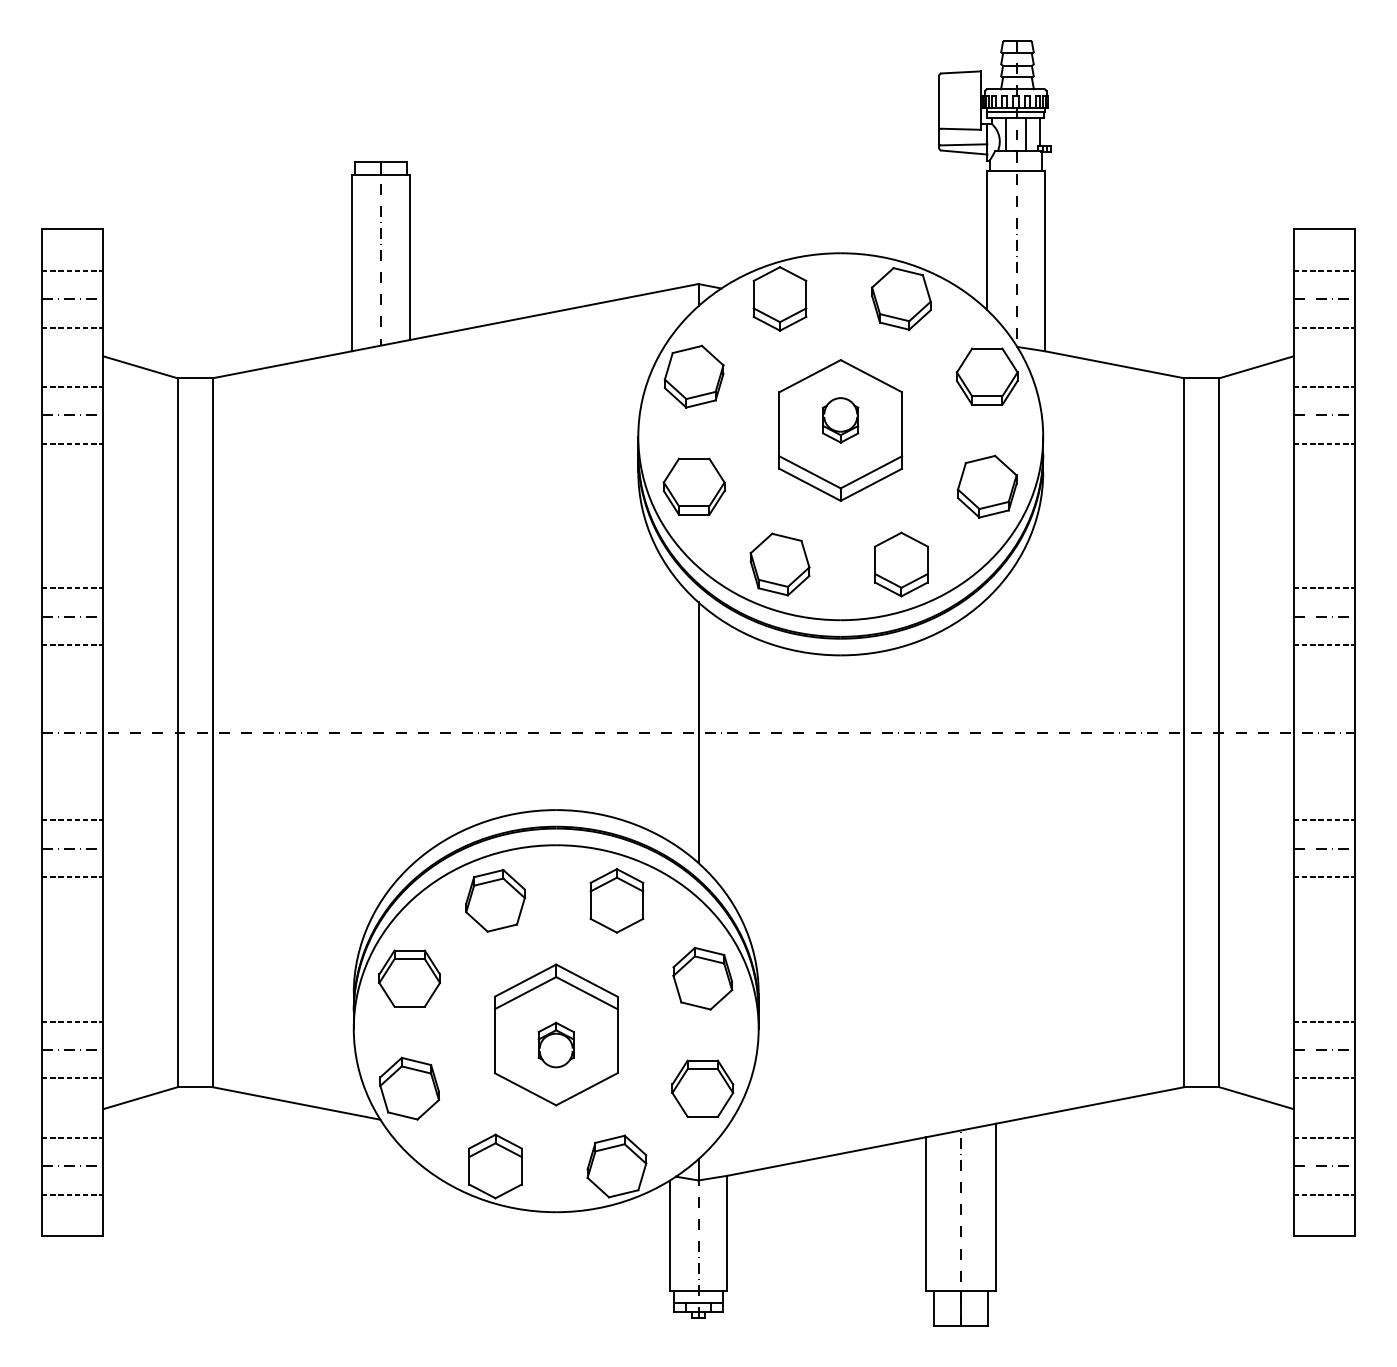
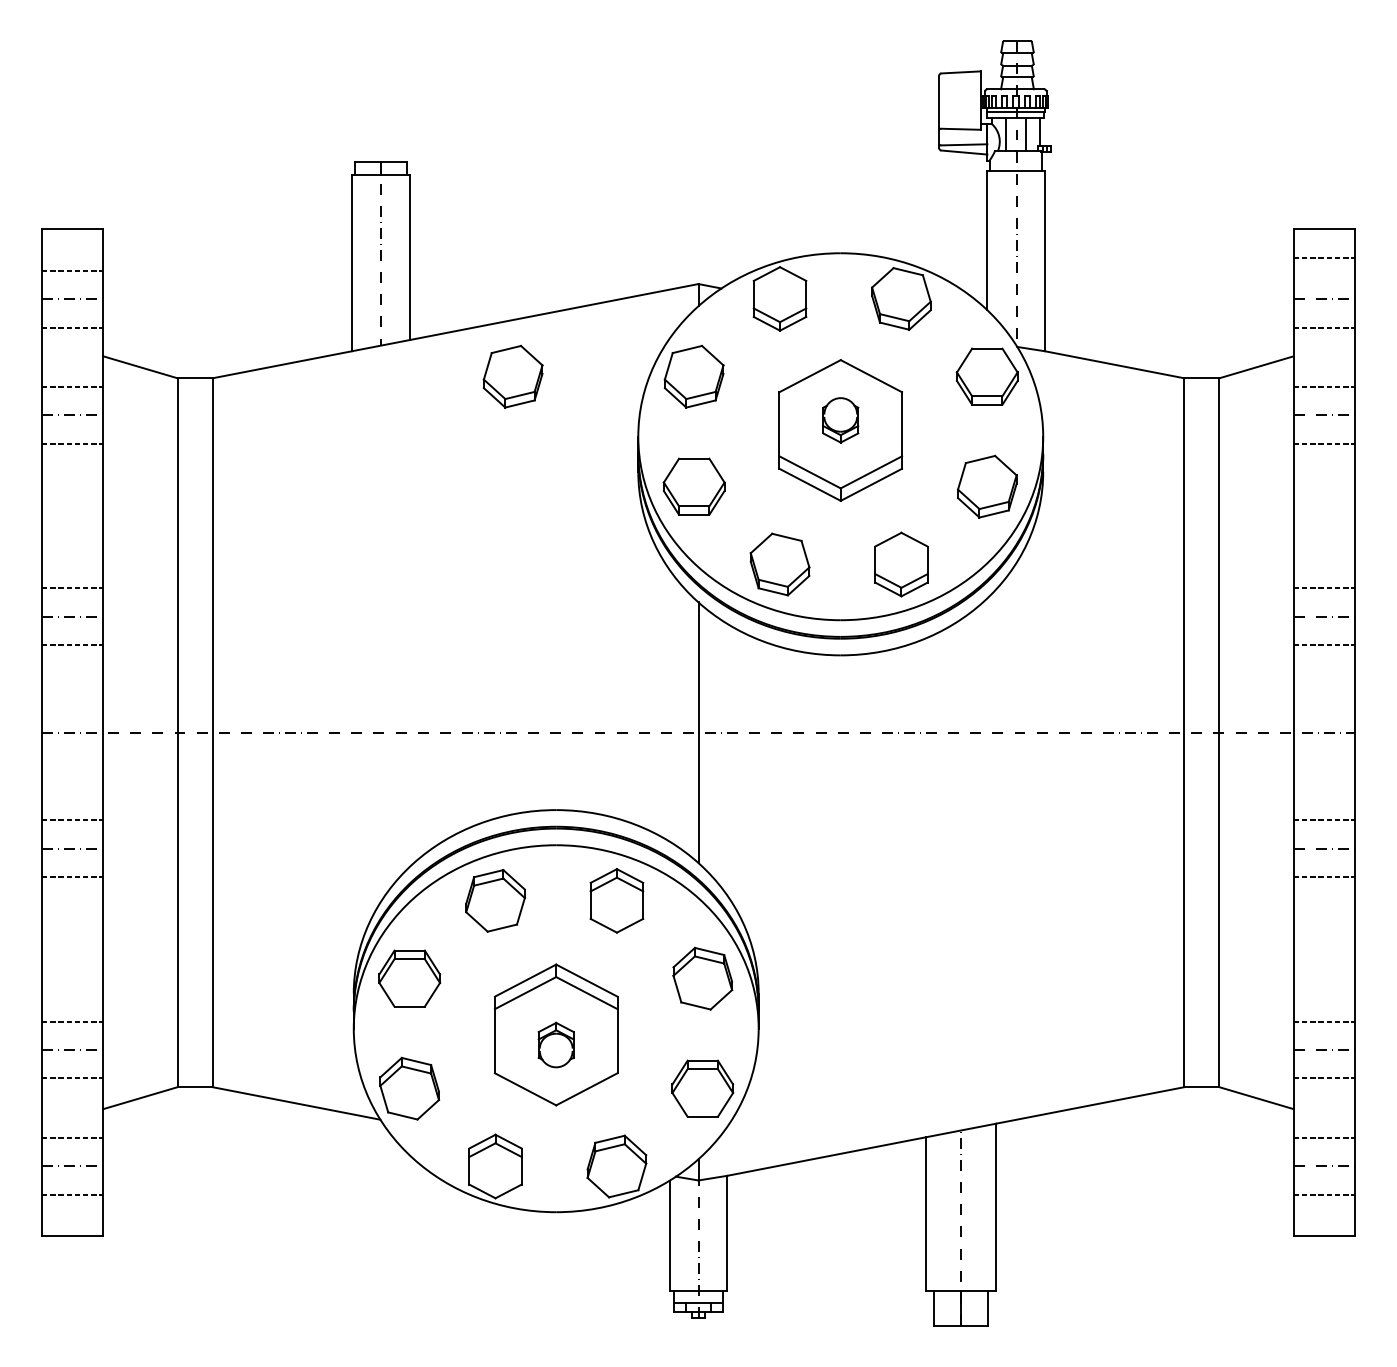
line position: (1324, 270) -> (1324, 257) (1324, 257)
part: none -> present (512, 376)
